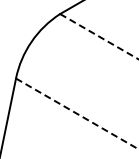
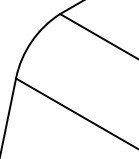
line: dashed -> solid (99, 37)
line: dashed -> solid (77, 114)
